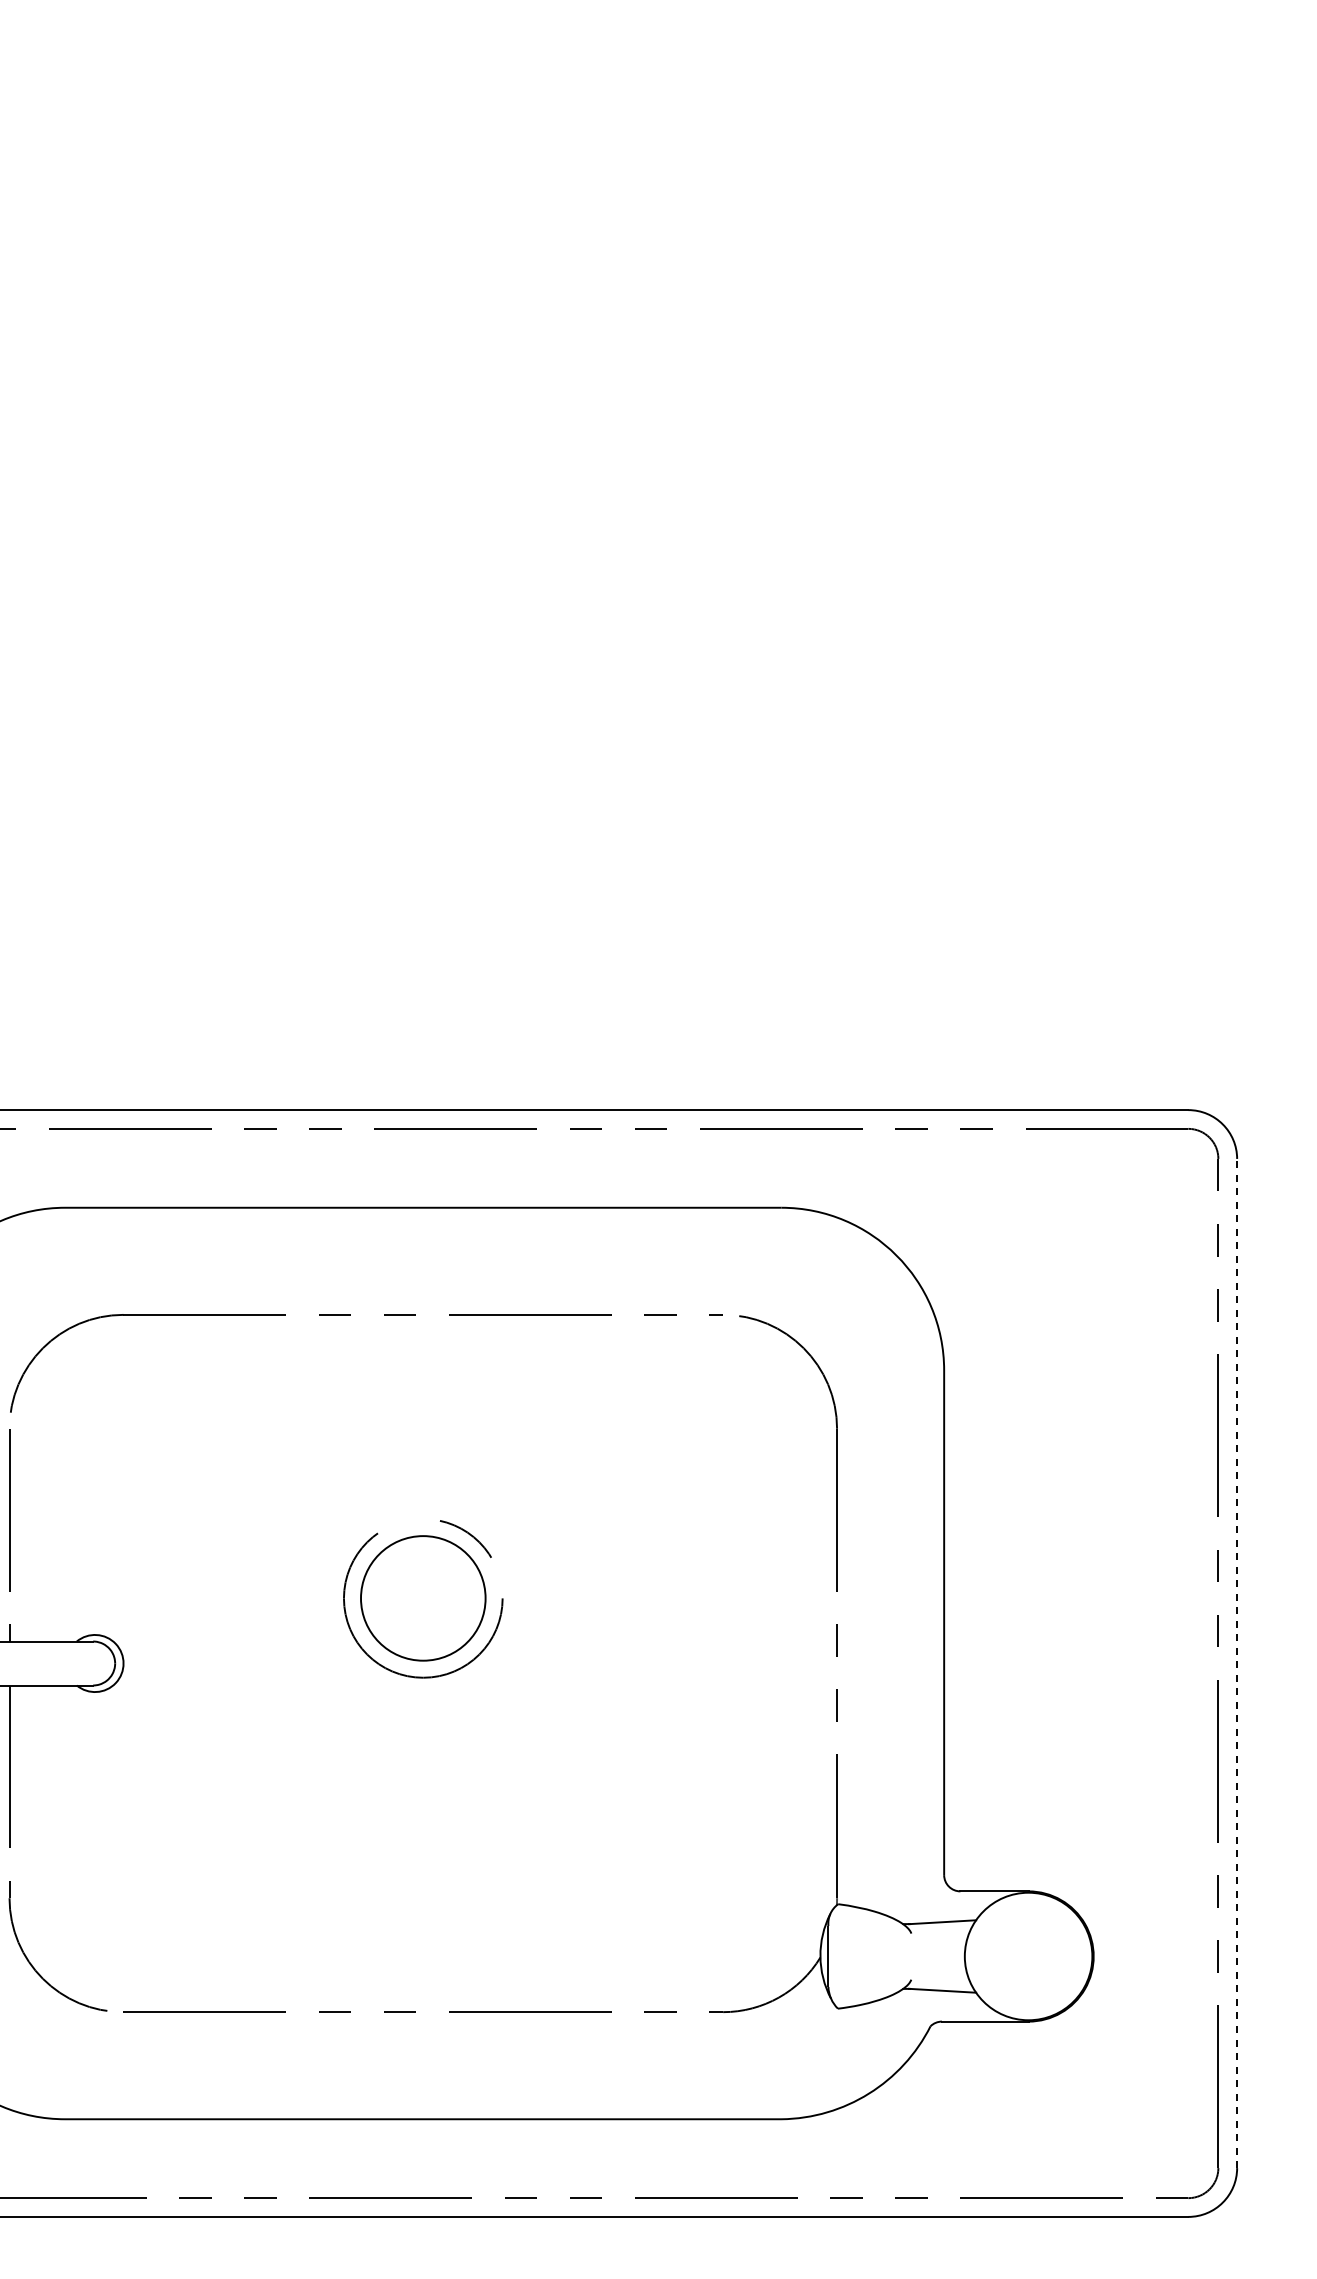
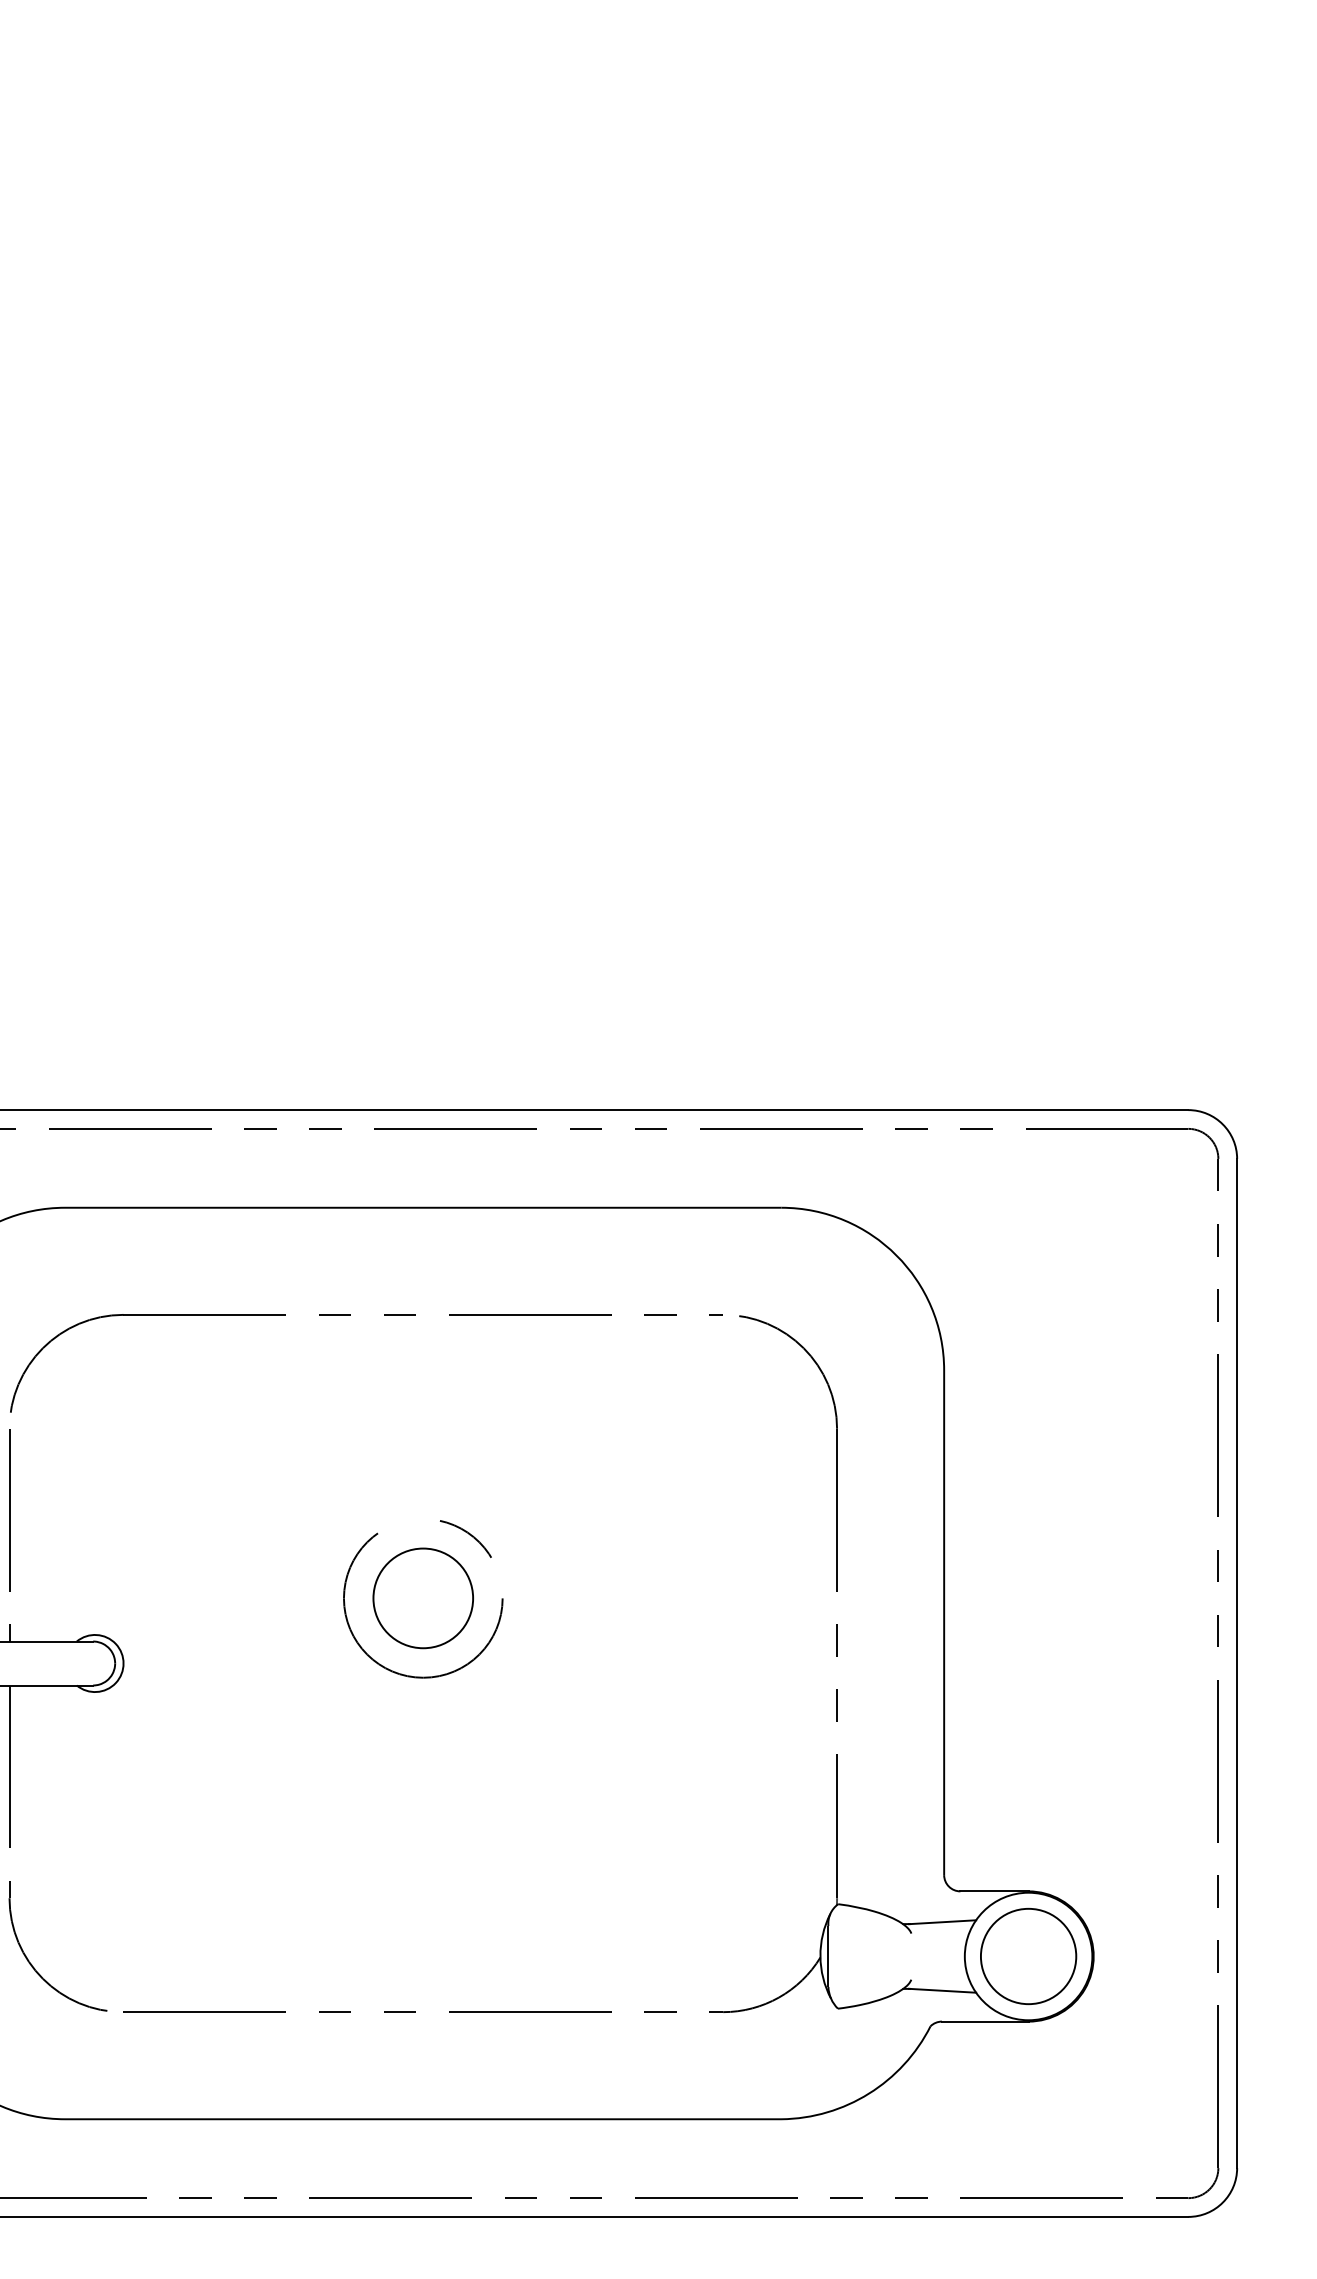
circle diameter: 125 px -> 100 px (423, 1598)
line: dashed -> solid (1237, 1663)
circle: none -> present (1028, 1956)
